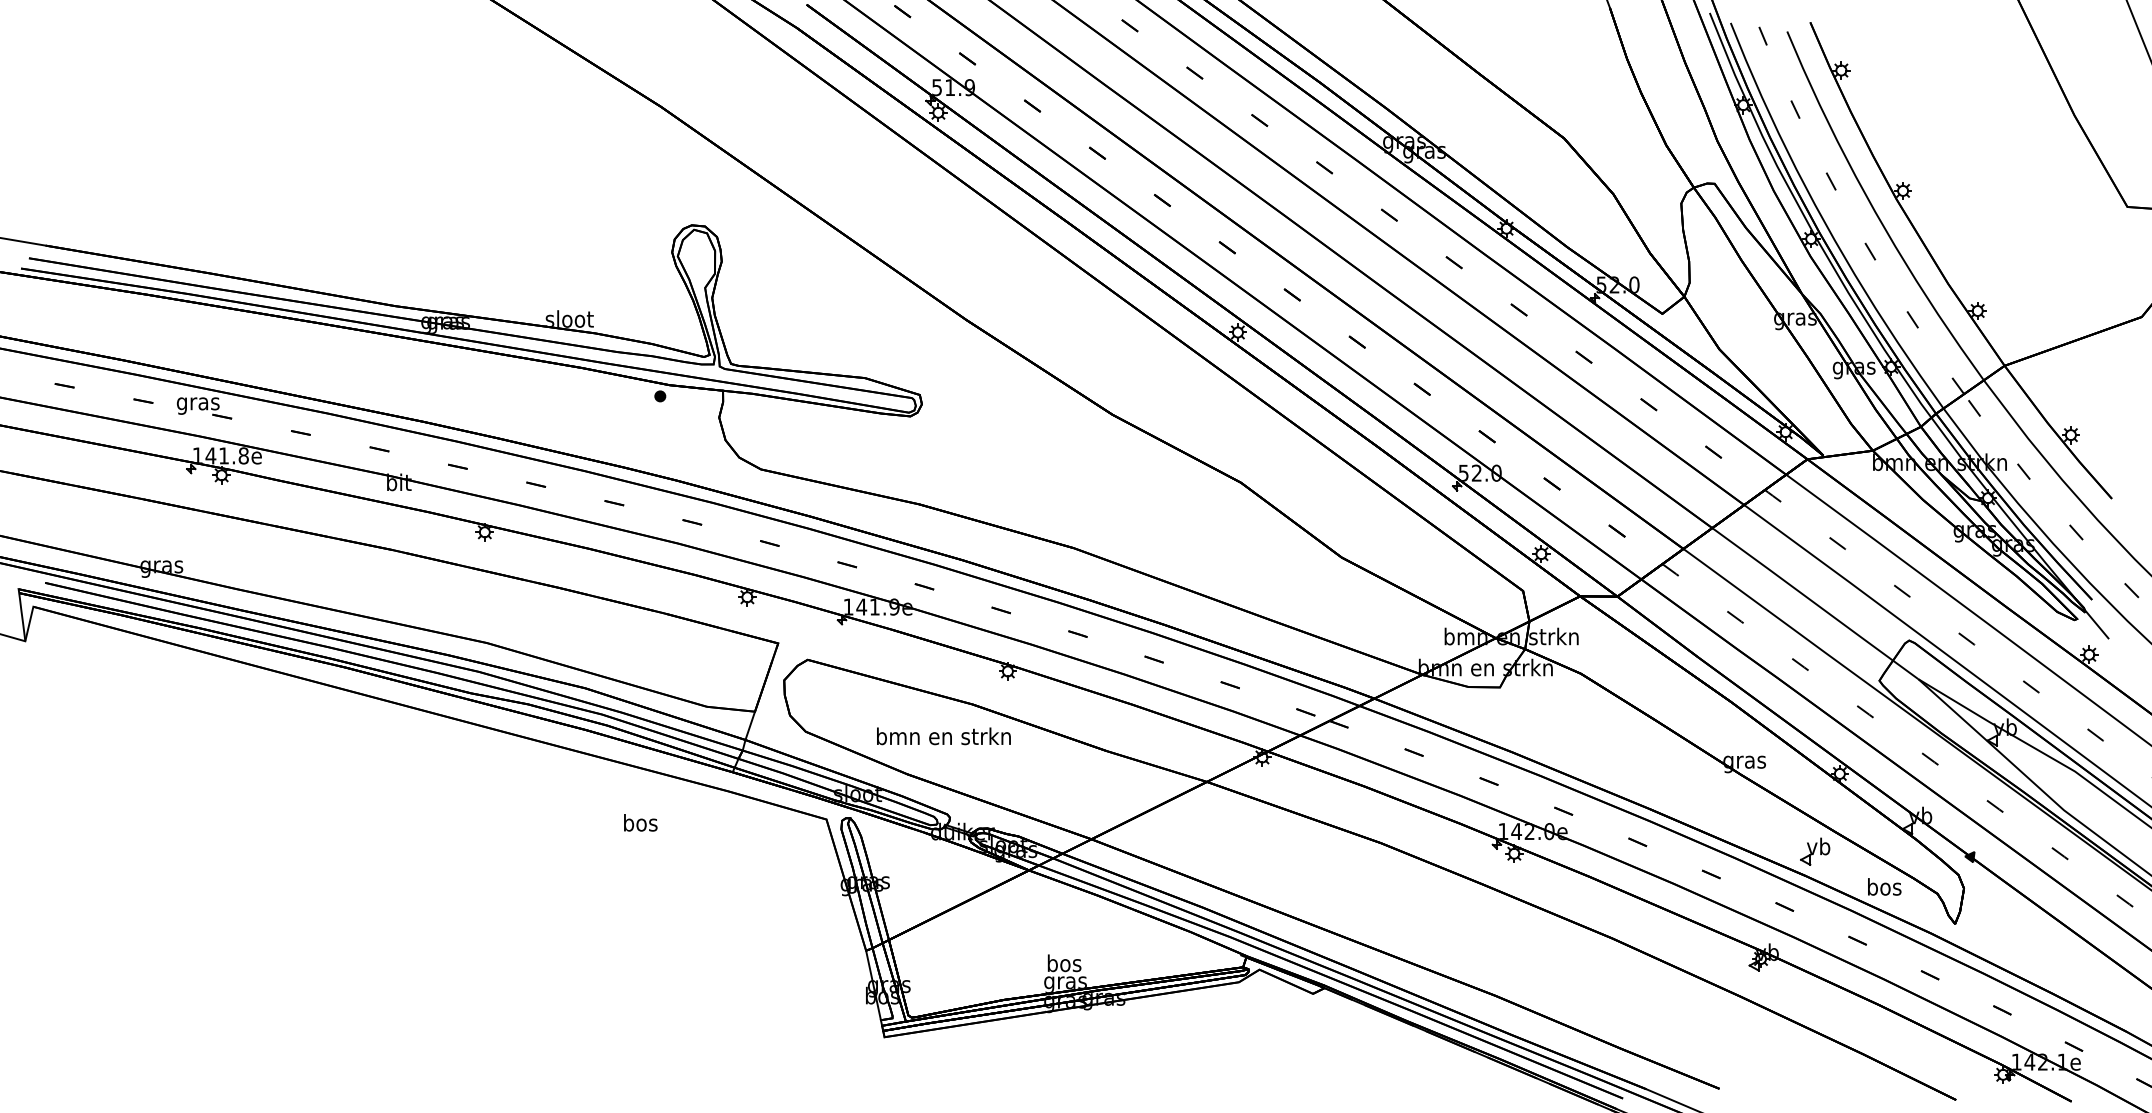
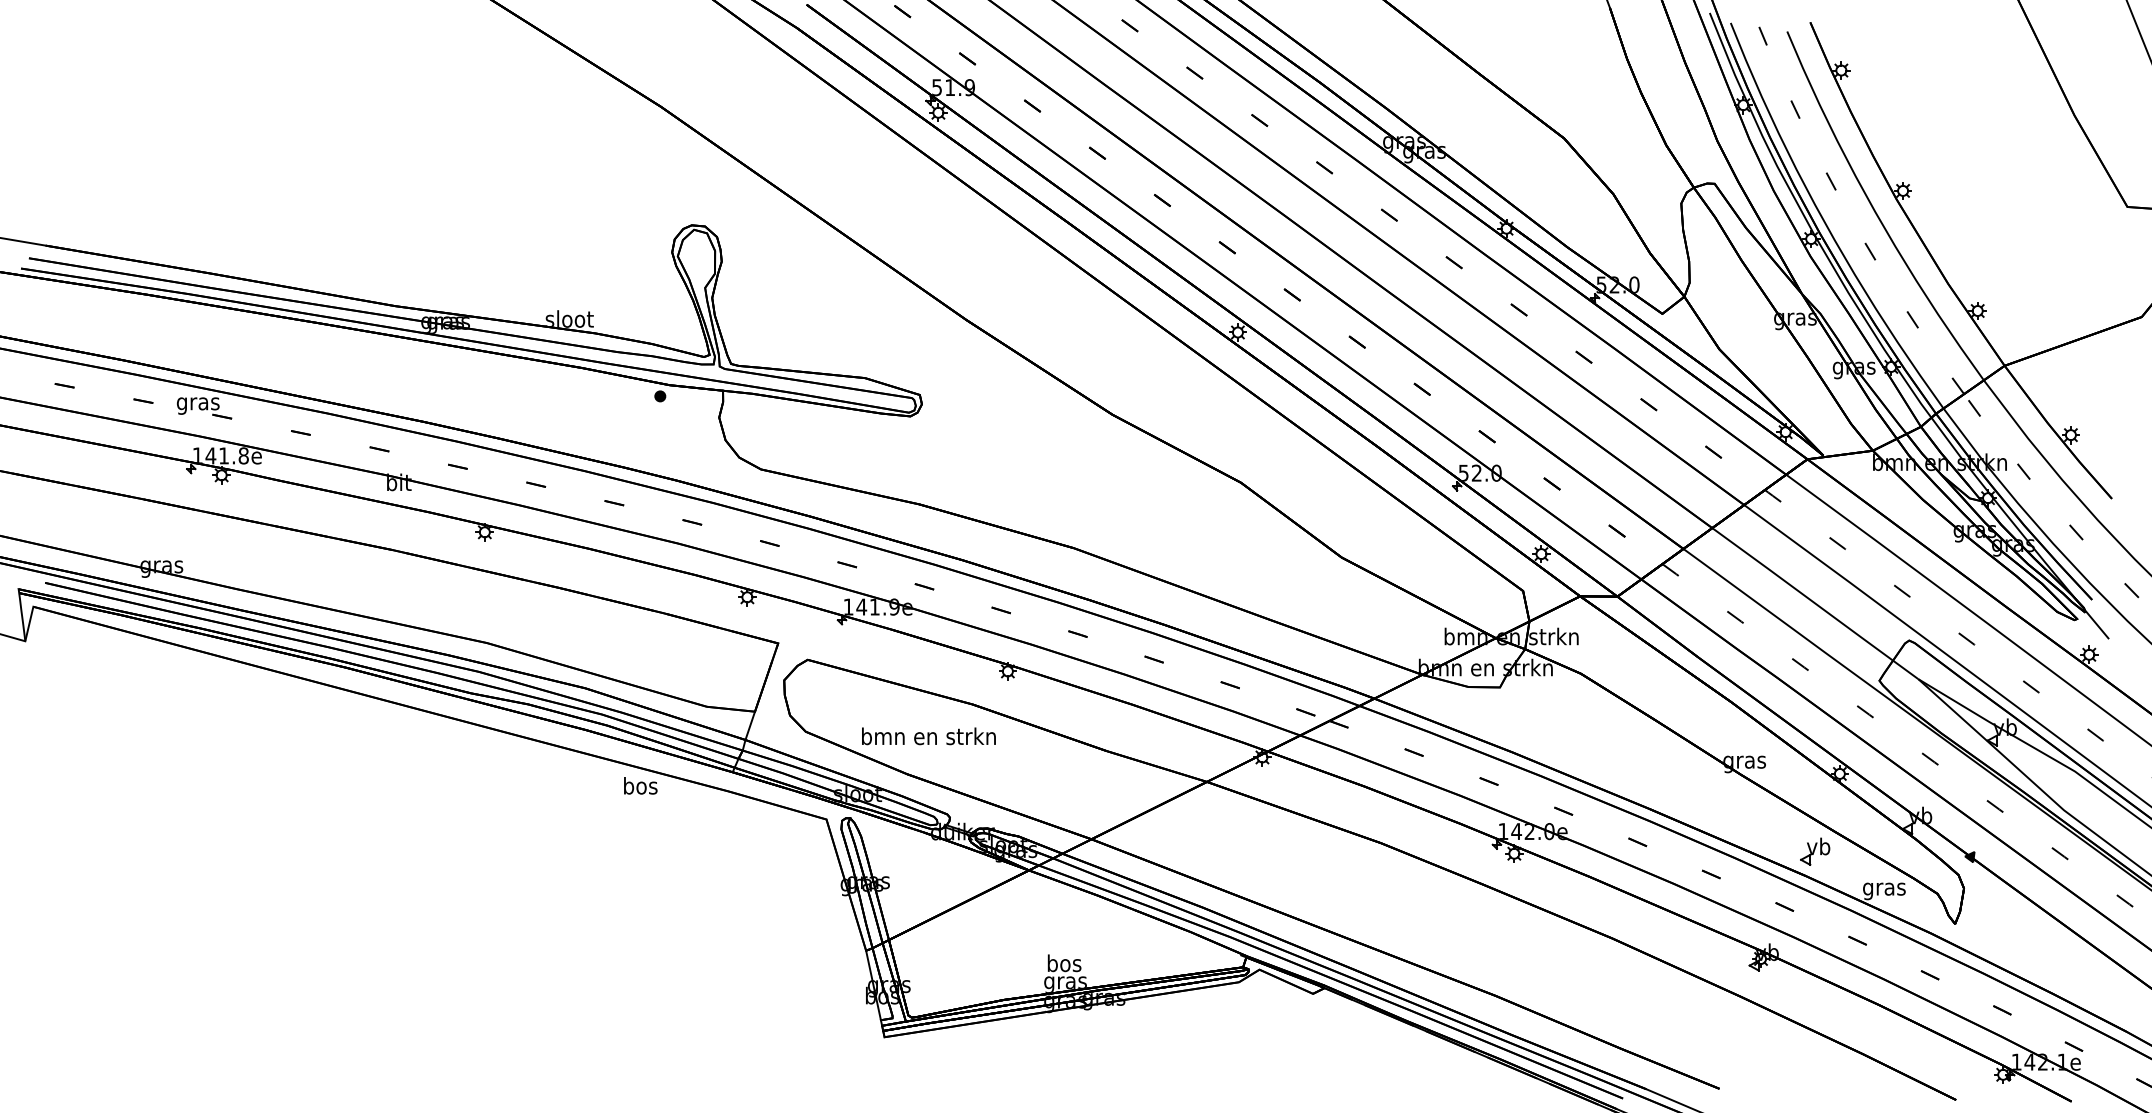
text position: (943, 736) -> (928, 736) (928, 736)
text position: (640, 822) -> (640, 785) (640, 785)
text: bos -> gras (1884, 889)
